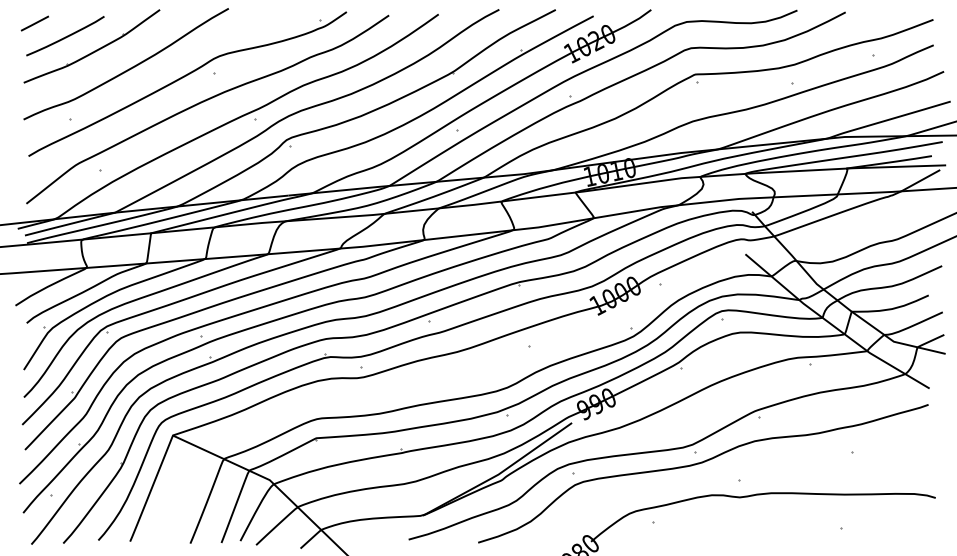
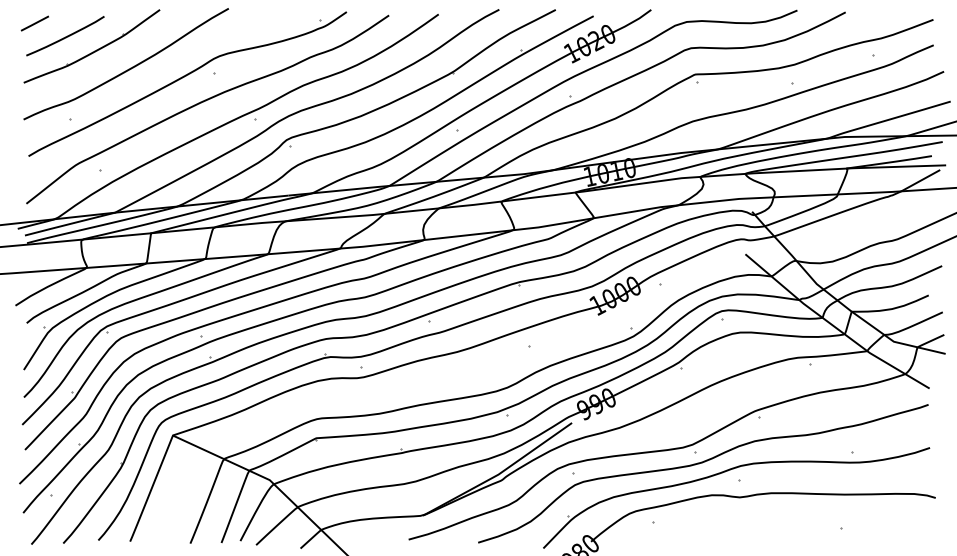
part: none -> present (728, 471)
